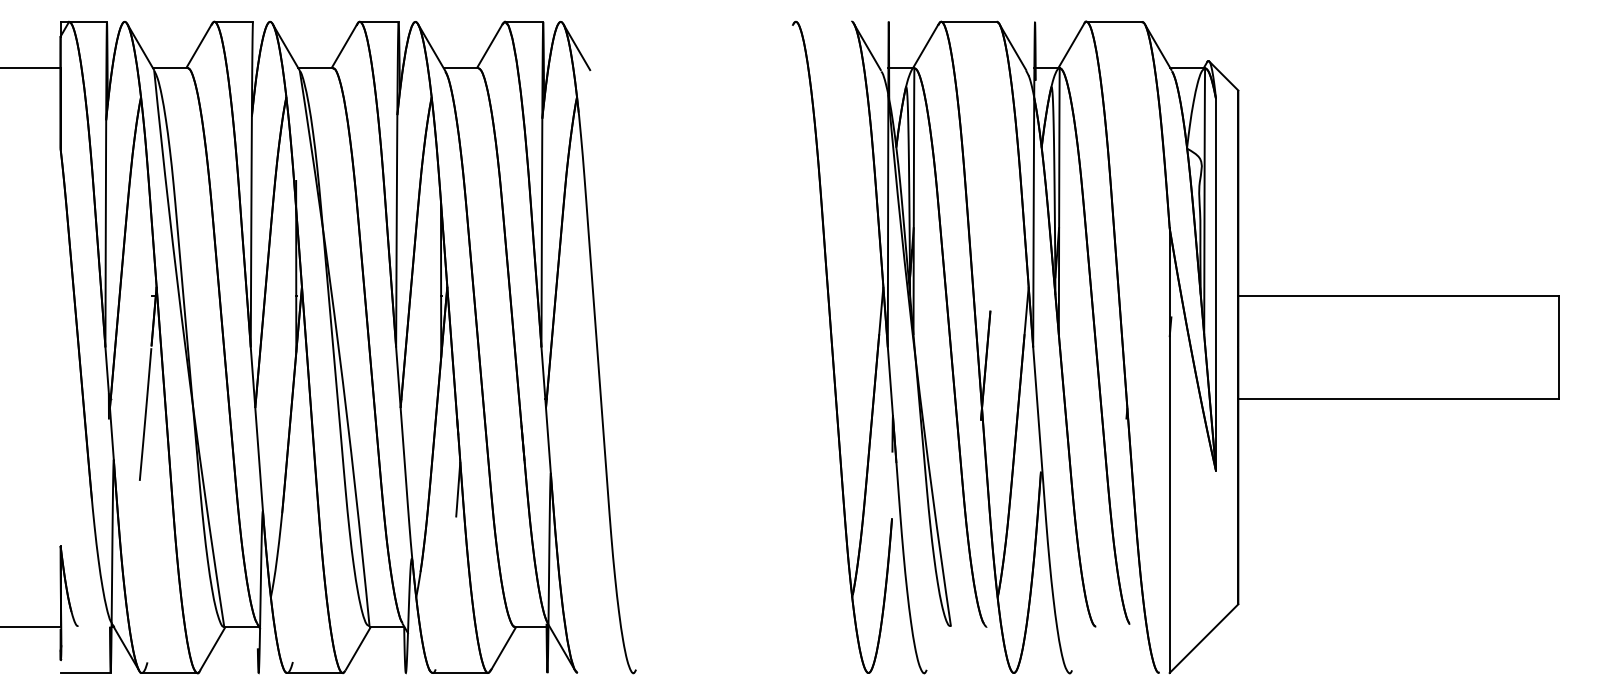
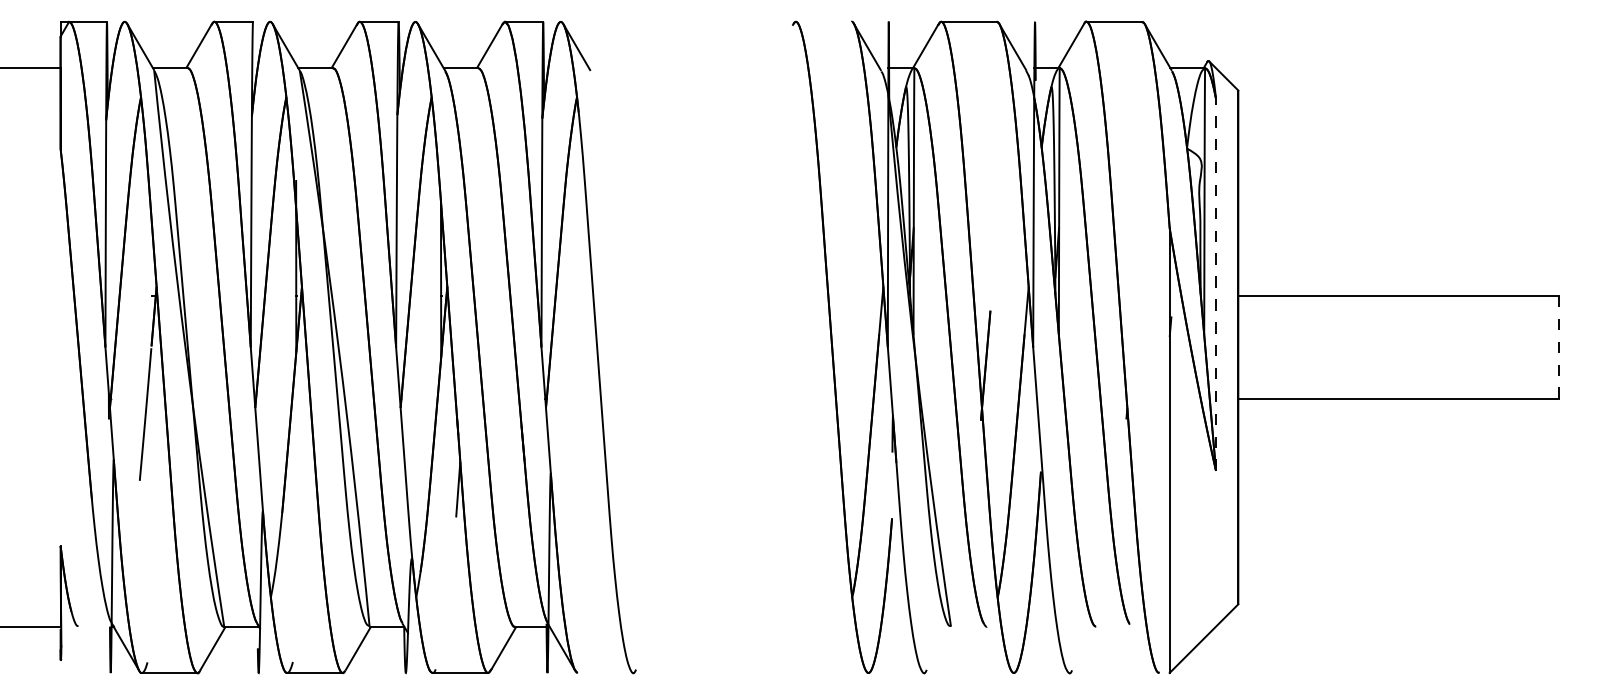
line: solid -> dashed (1216, 284)
line: solid -> dashed (1558, 346)
line: present -> none (85, 673)
